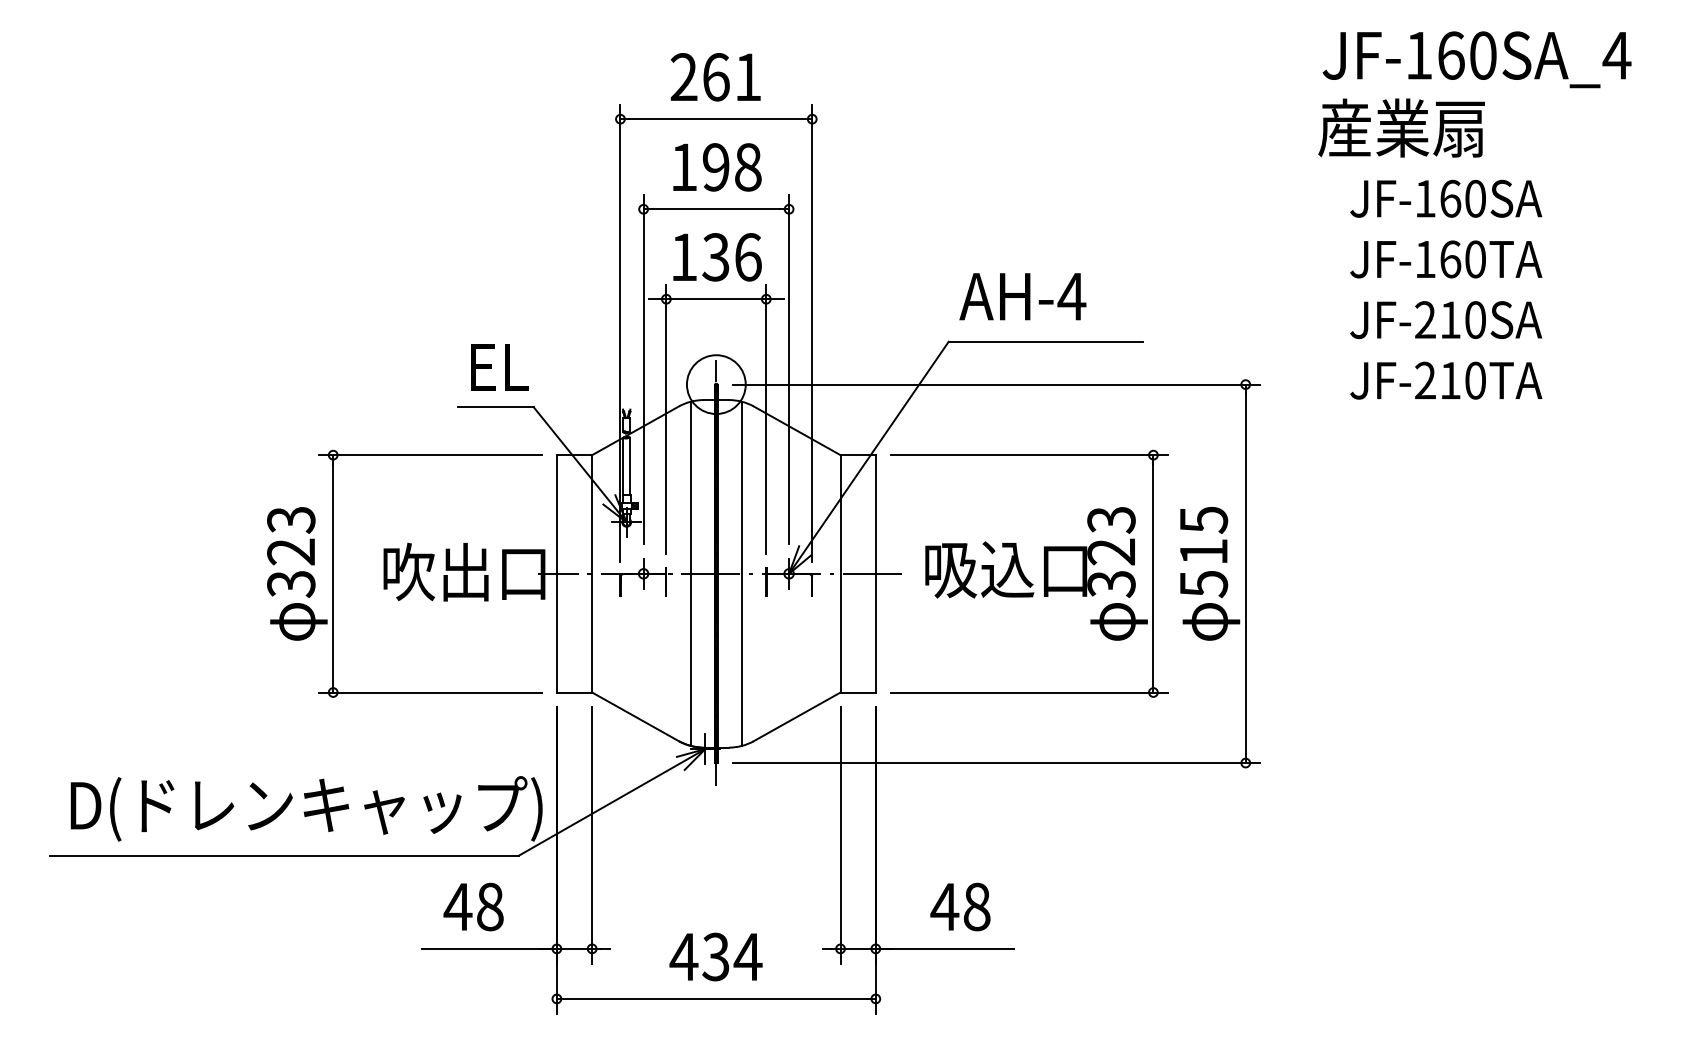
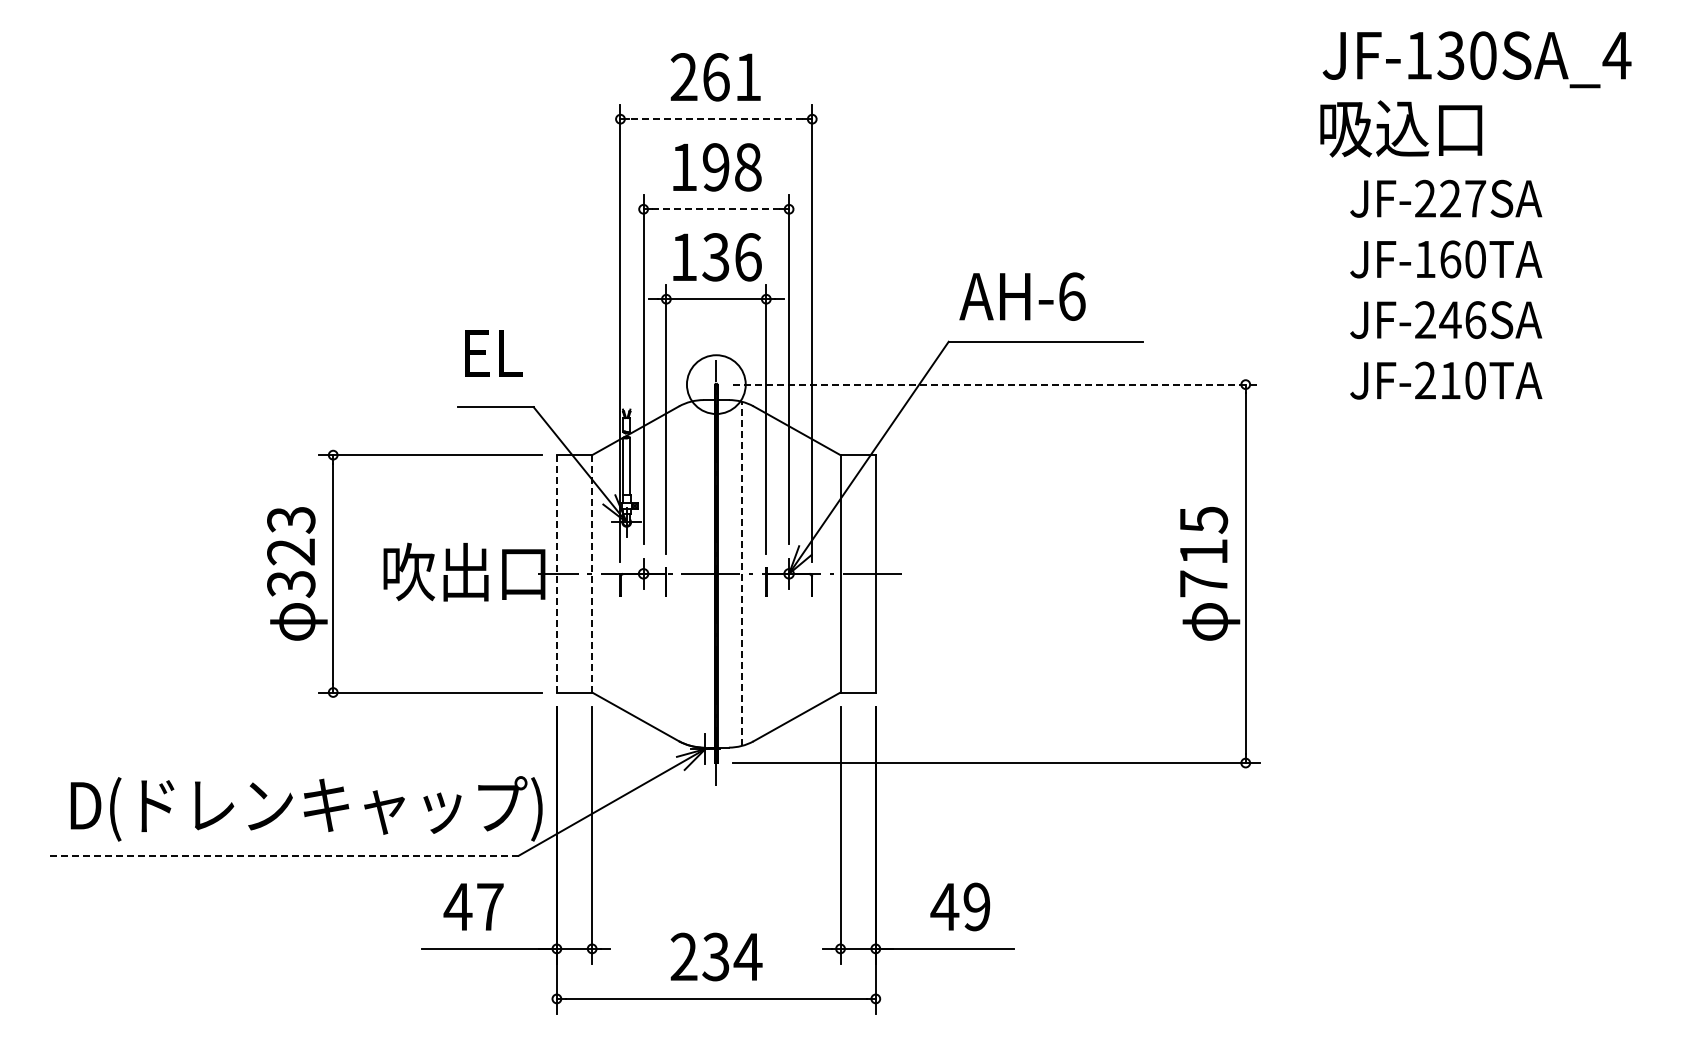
text: JF-160SA_4 -> JF-130SA_4 (1450, 55)
line: solid -> dashed (715, 119)
text: 産業扇 -> 吸込口 (1401, 127)
text: JF-160SA -> JF-227SA (1450, 198)
line: solid -> dashed (716, 209)
text: AH-4 -> AH-6 (1071, 296)
text: JF-210SA -> JF-246SA (1462, 319)
text position: (499, 367) -> (493, 353) (493, 353)
line: solid -> dashed (996, 384)
line: solid -> dashed (556, 573)
line: solid -> dashed (592, 573)
line: present -> none (690, 573)
line: solid -> dashed (742, 573)
part: present -> none (1029, 573)
text: 515 -> 715 (1204, 584)
line: solid -> dashed (284, 855)
text: 48 -> 47 (490, 906)
text: 48 -> 49 (976, 906)
text: 434 -> 234 (683, 956)
